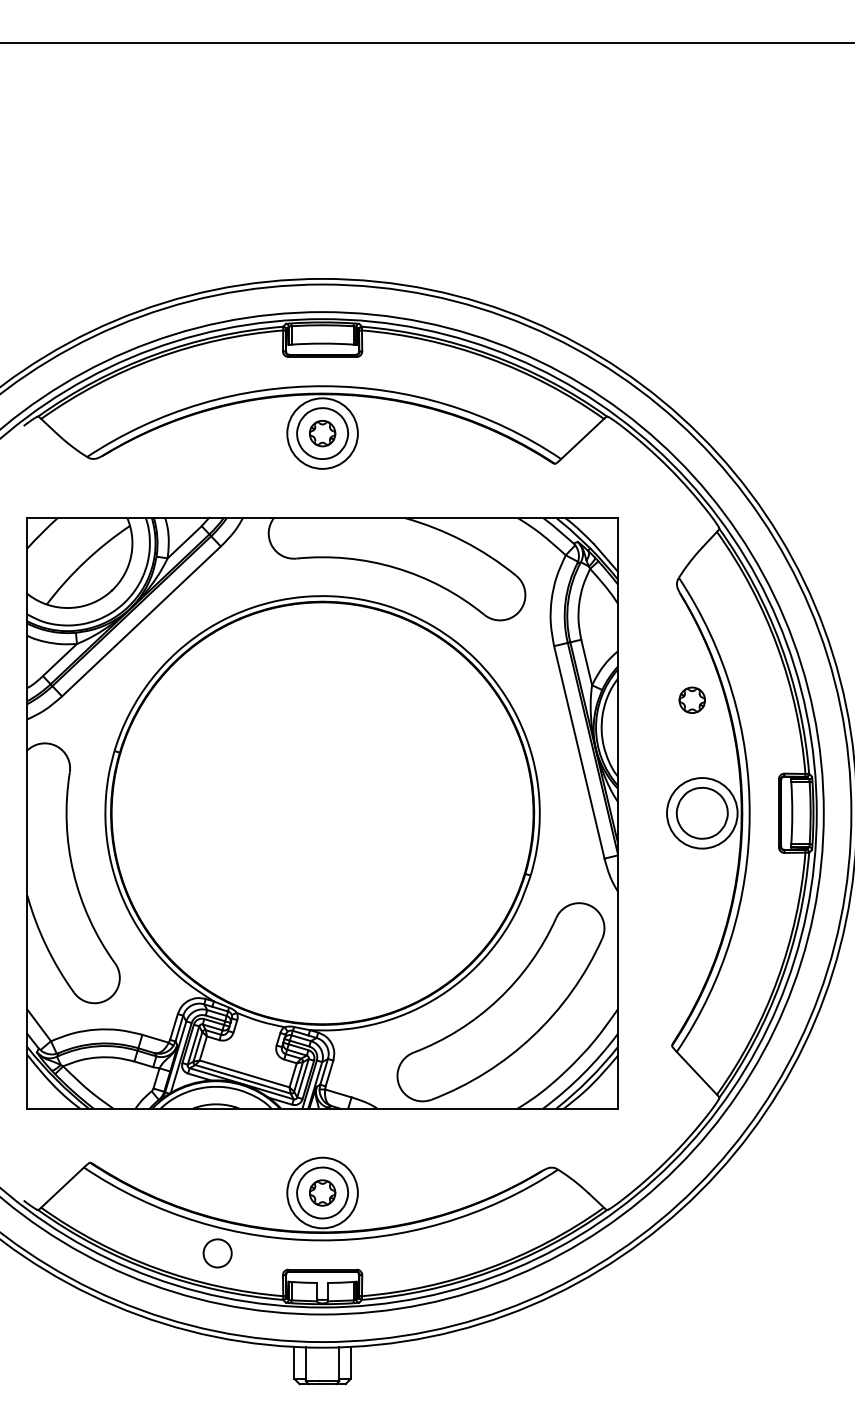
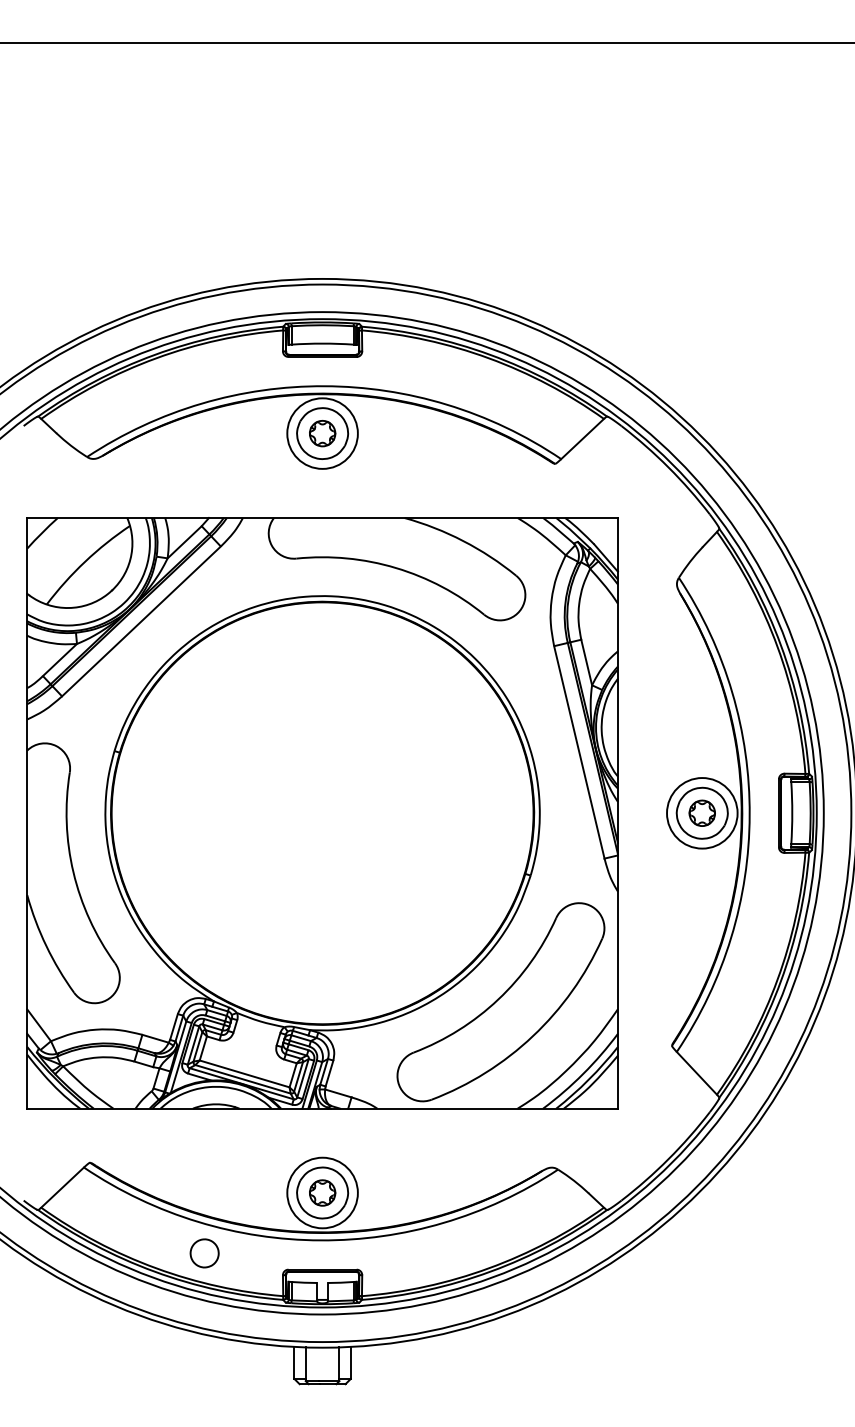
part position: (691, 699) -> (701, 812) (701, 812)
part position: (217, 1253) -> (204, 1253) (204, 1253)
